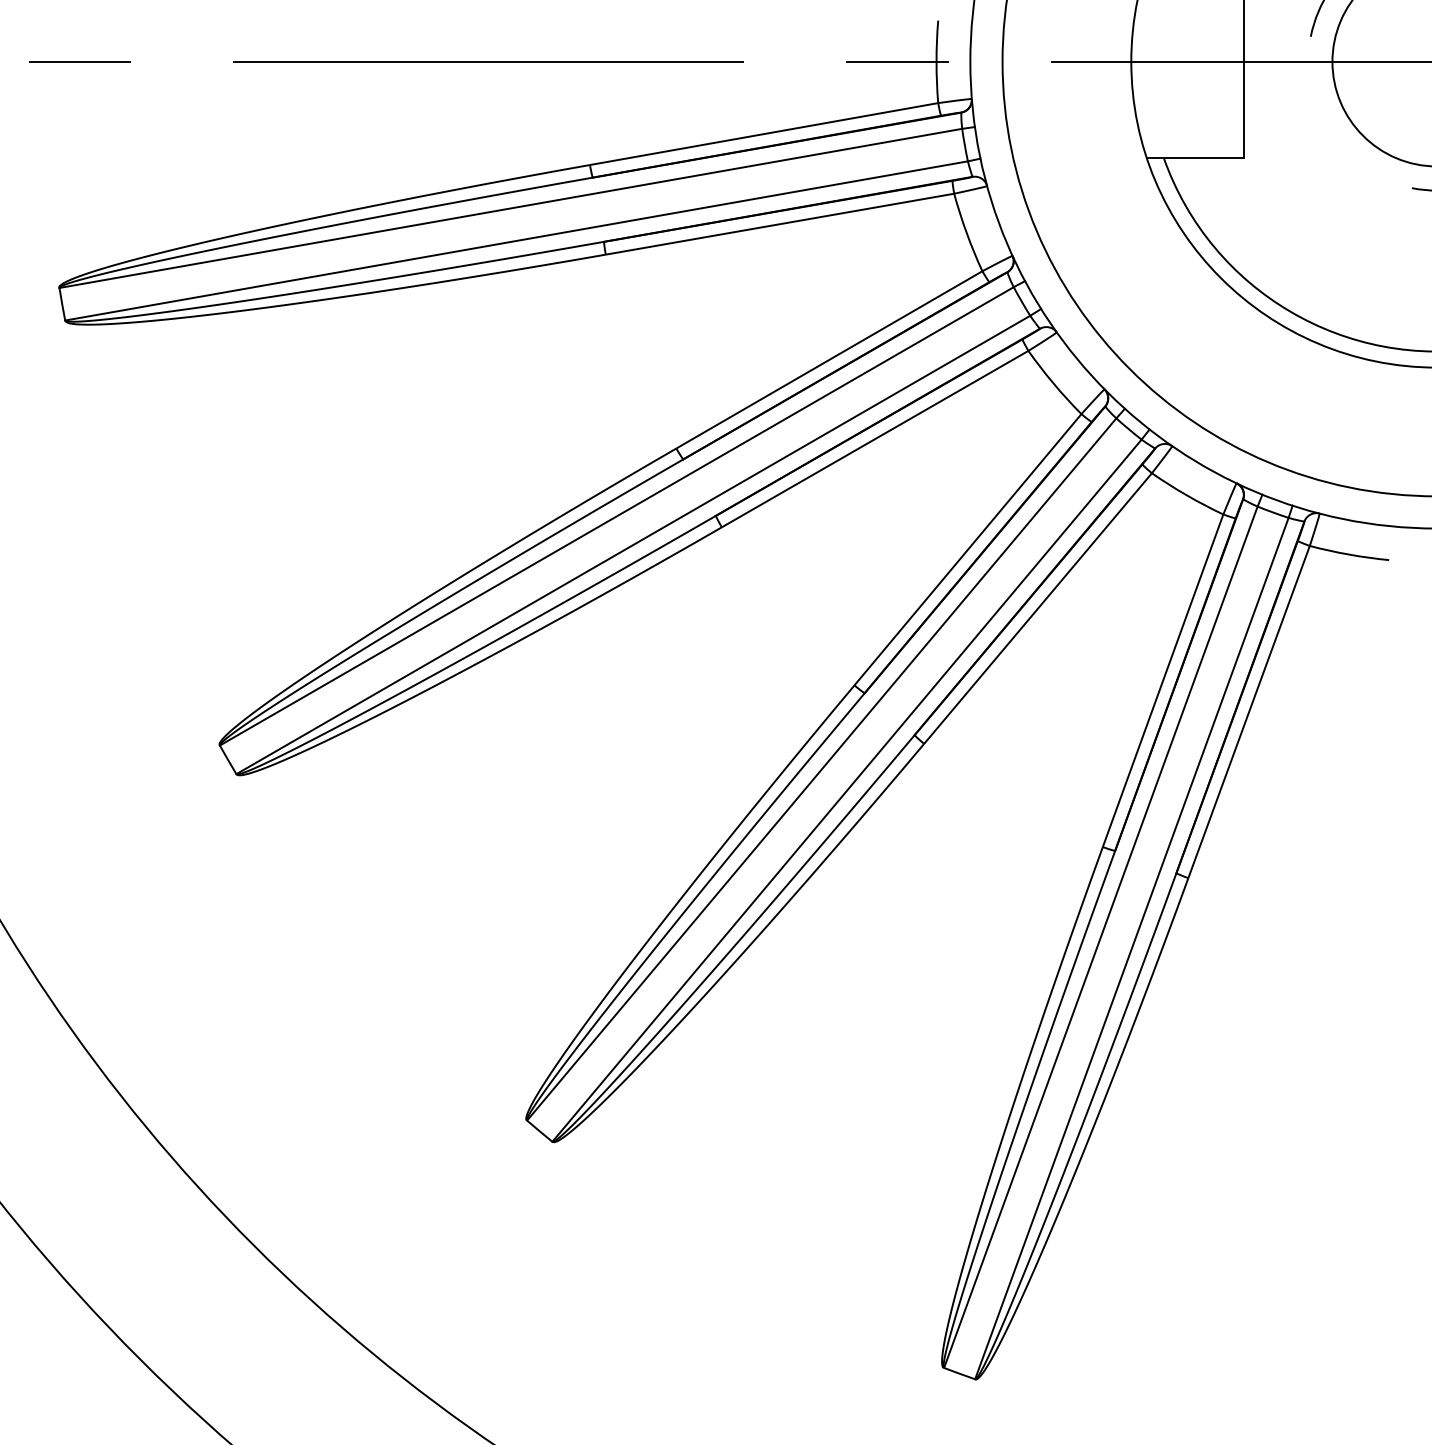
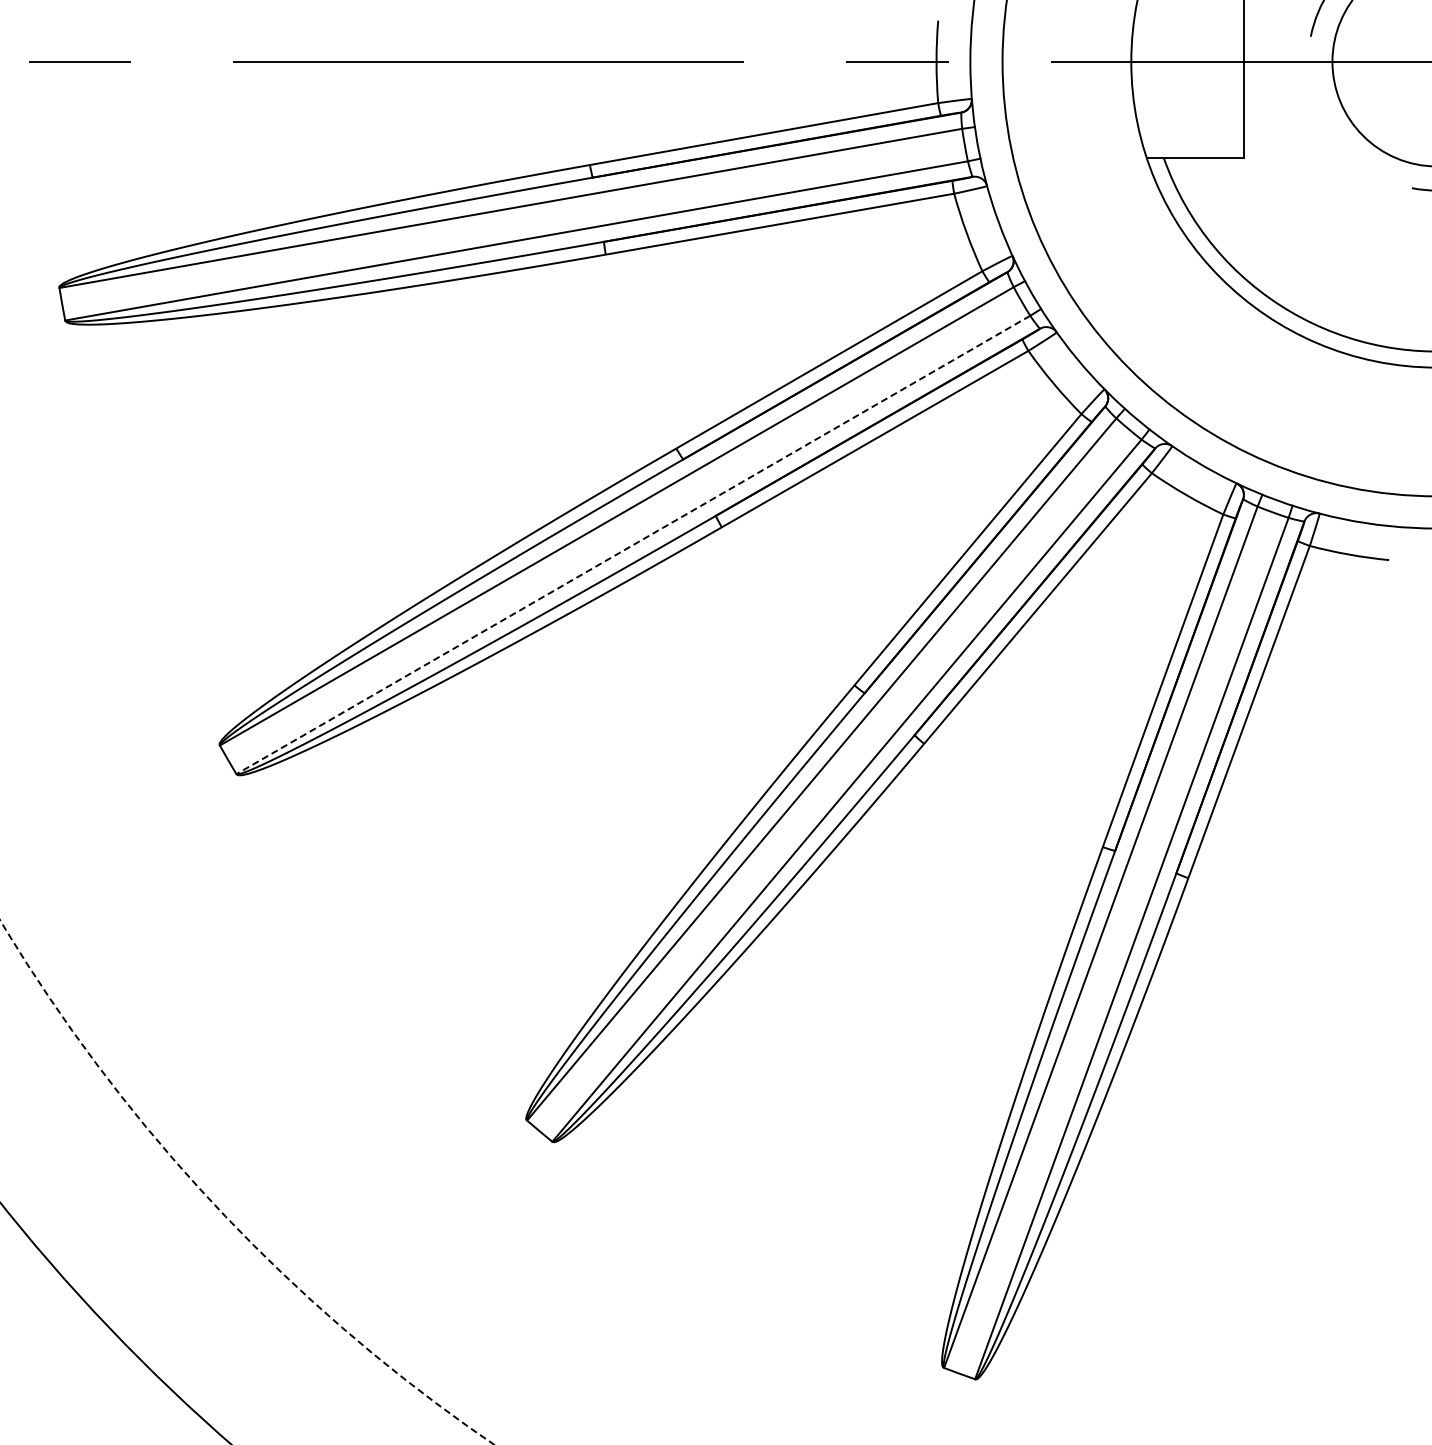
line: solid -> dashed (632, 545)
circle: solid -> dashed (247, 1182)
